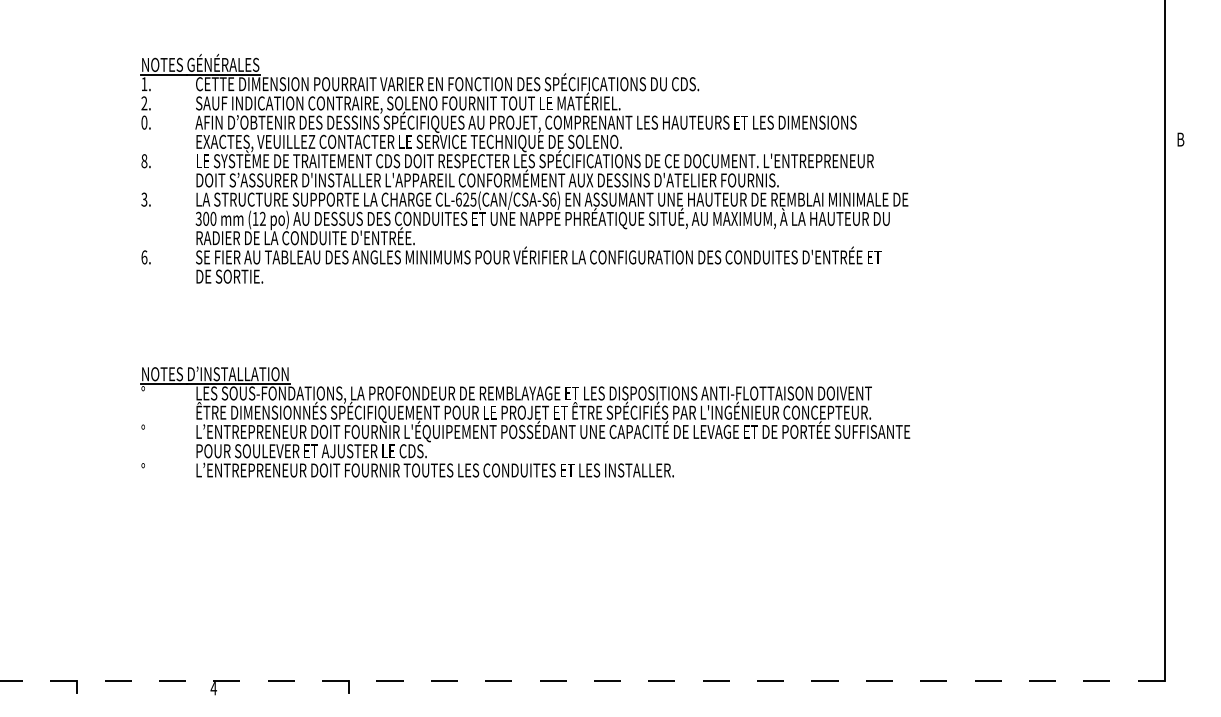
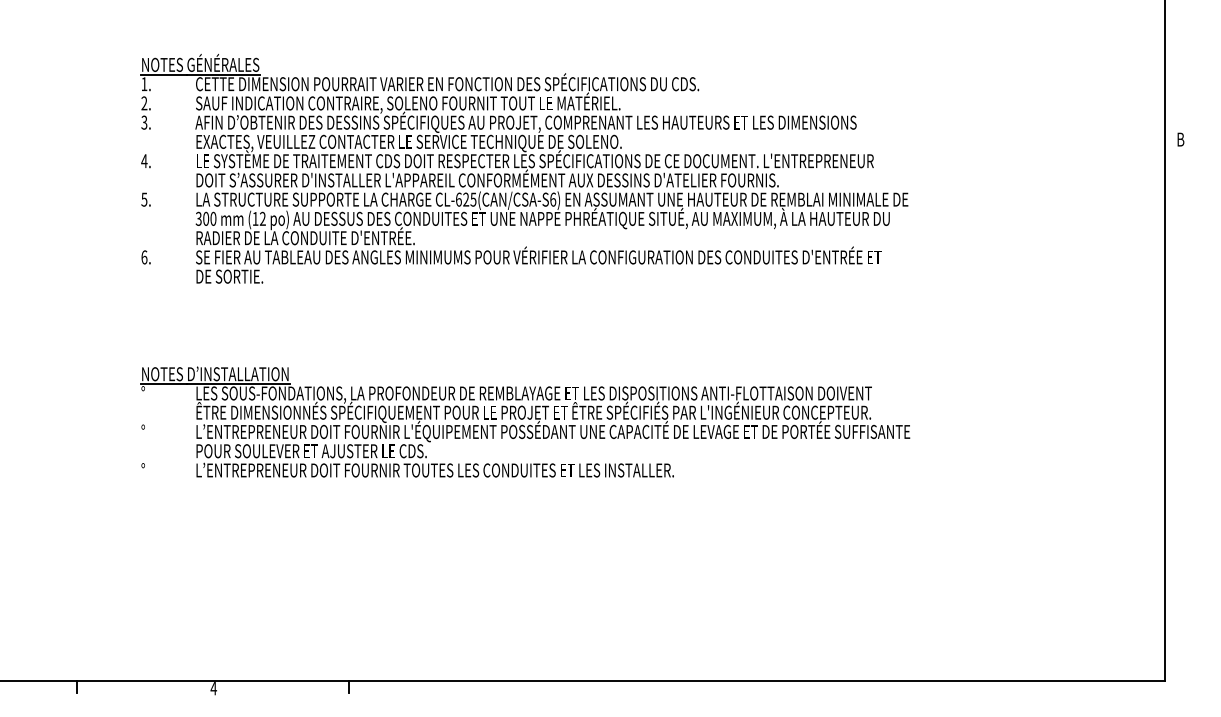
text: 0. -> 3. (144, 122)
text: 8. -> 4. (144, 161)
text: 3. -> 5. (144, 198)
line: dashed -> solid (582, 680)
